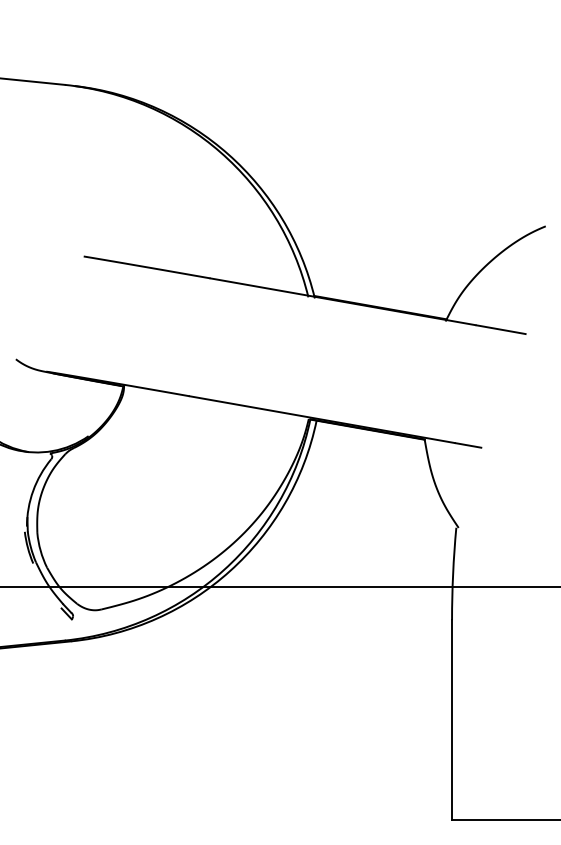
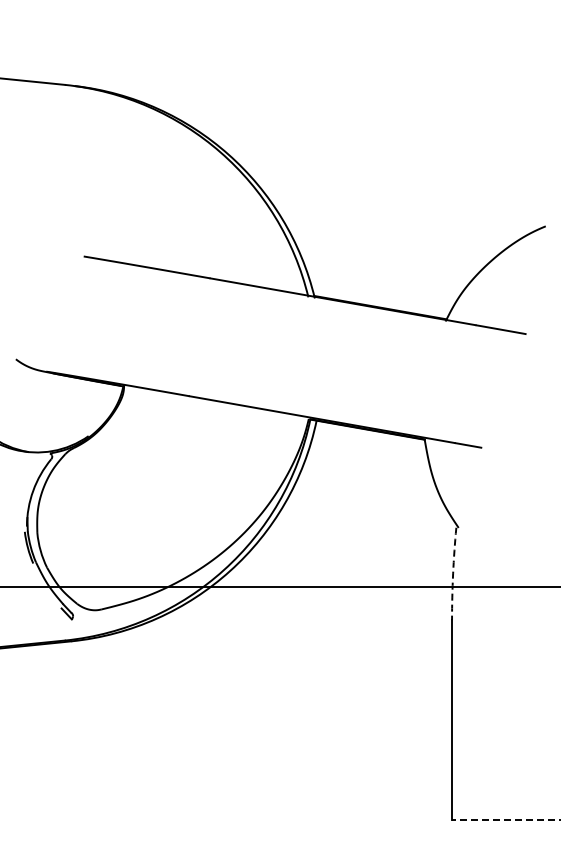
arc: solid -> dashed (453, 573)
line: solid -> dashed (506, 819)
